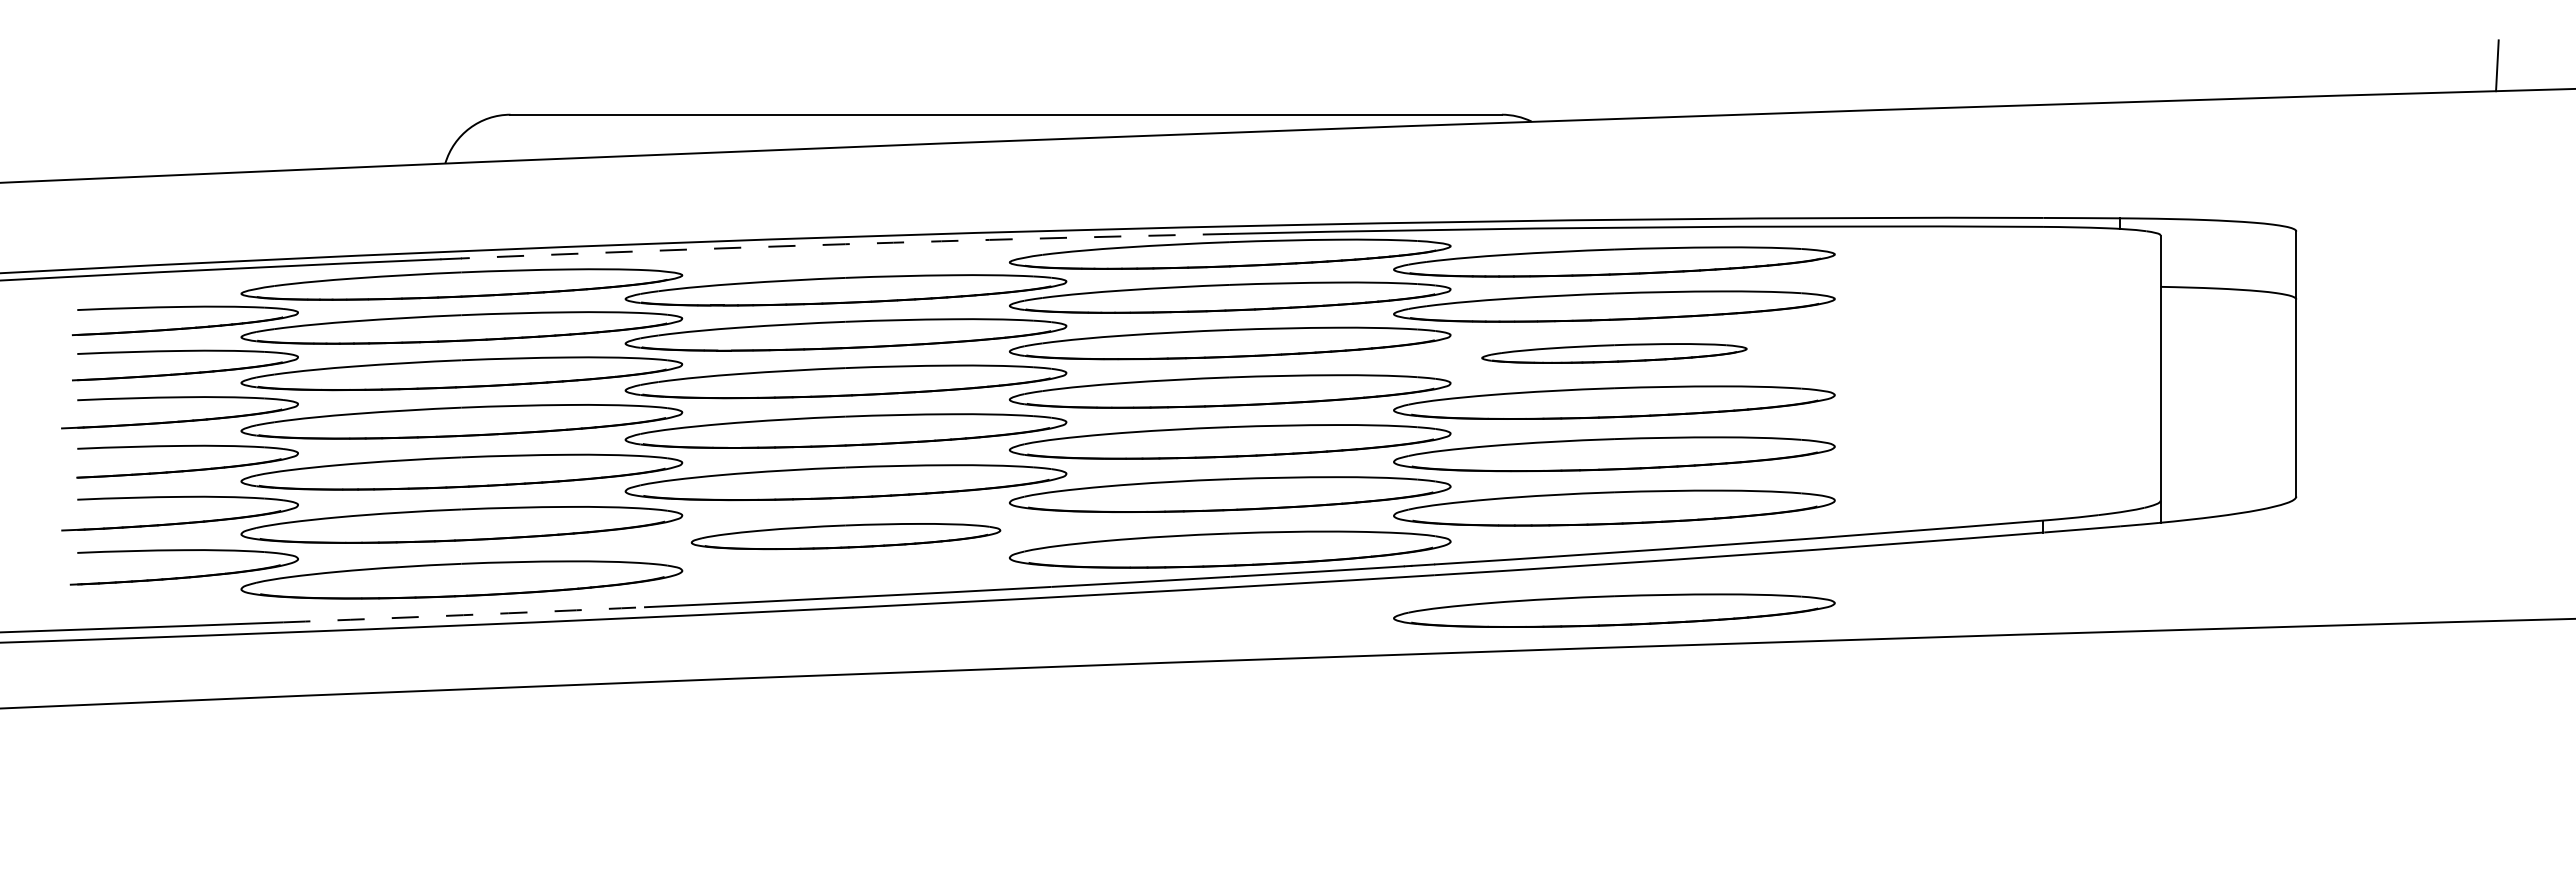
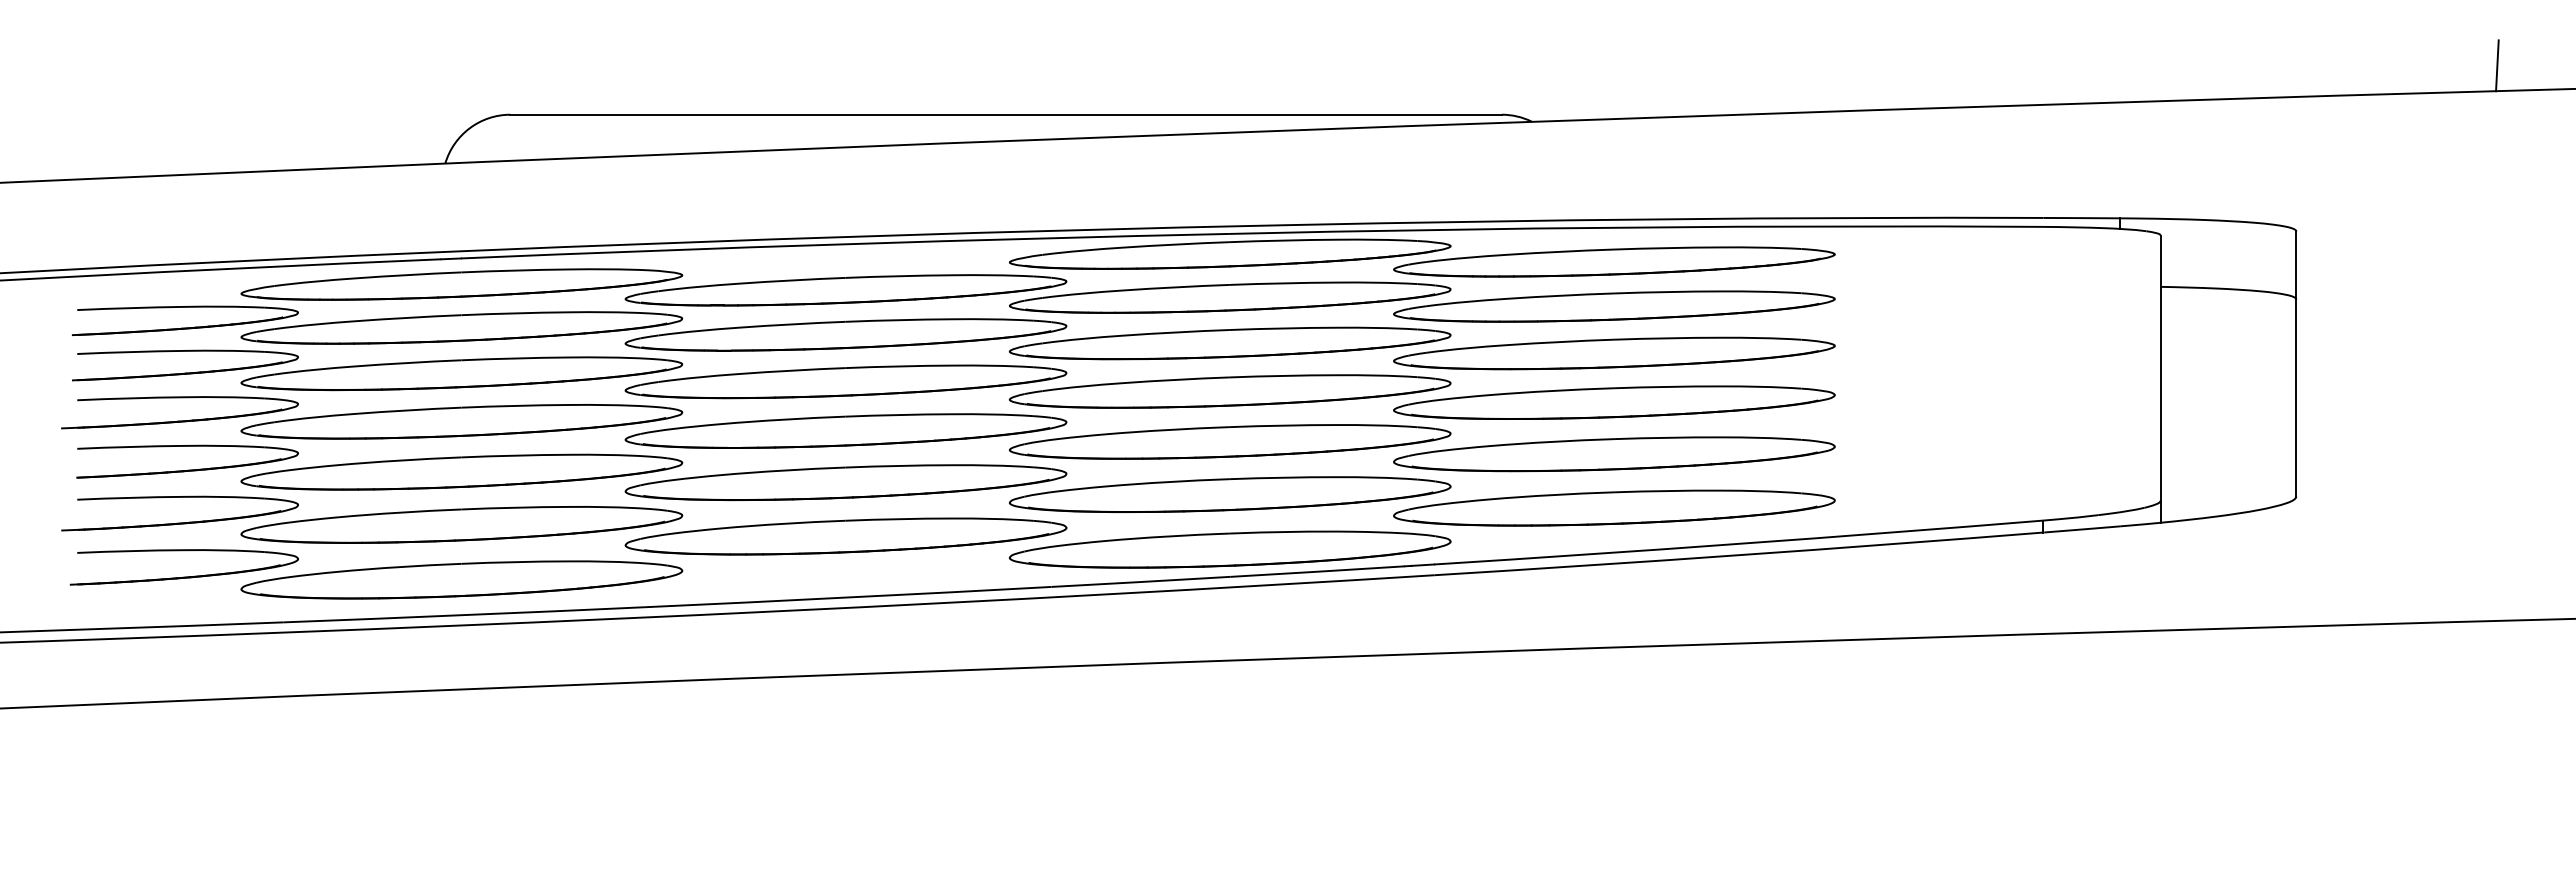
arc: dashed -> solid (845, 244)
part size: 267x21 px -> 443x35 px (1614, 353)
part size: 312x28 px -> 444x39 px (845, 536)
part: present -> none (1614, 610)
arc: dashed -> solid (463, 615)
